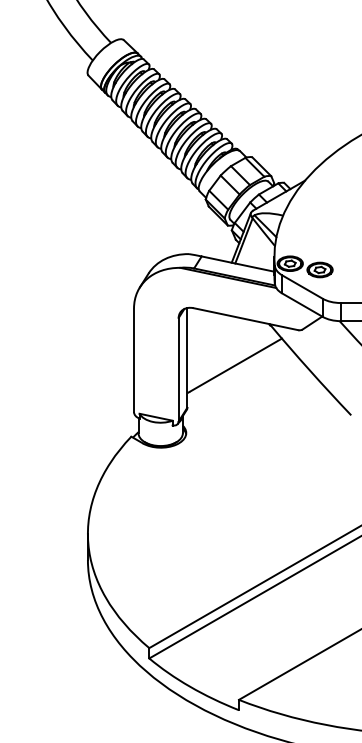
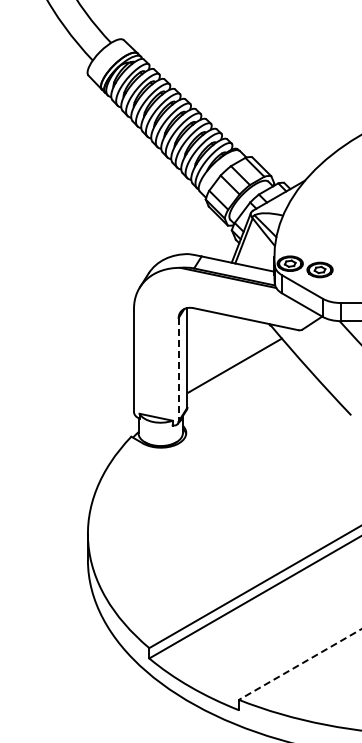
line: solid -> dashed (178, 369)
line: solid -> dashed (300, 664)
